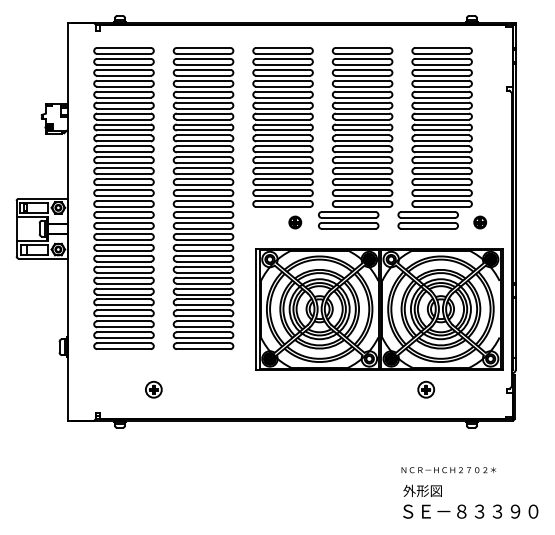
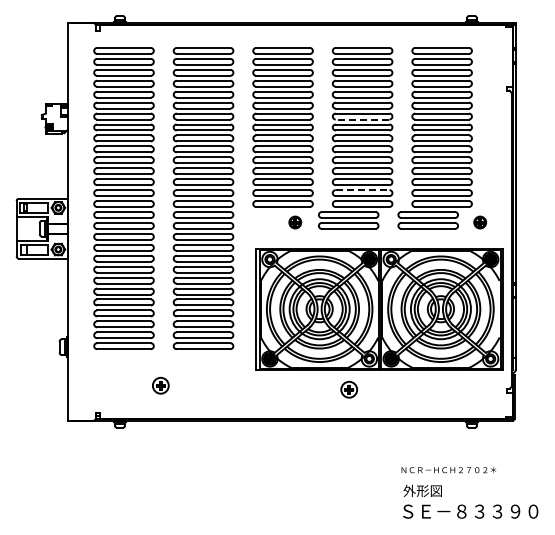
line: solid -> dashed (362, 119)
line: solid -> dashed (362, 190)
part position: (153, 389) -> (160, 385) (160, 385)
part position: (426, 389) -> (349, 389) (349, 389)
